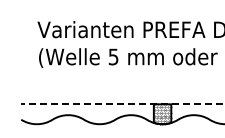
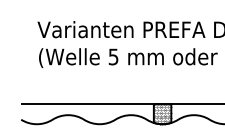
line: dashed -> solid (122, 104)
